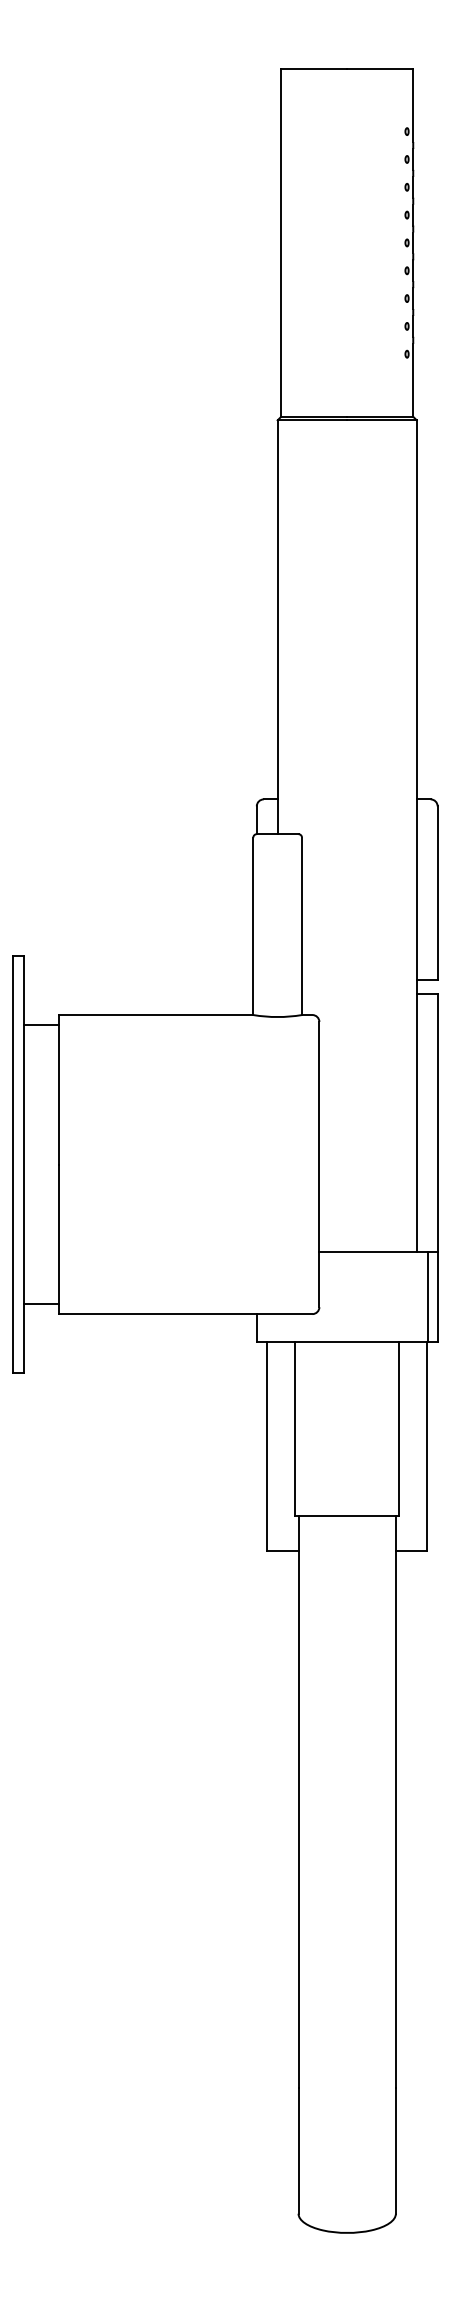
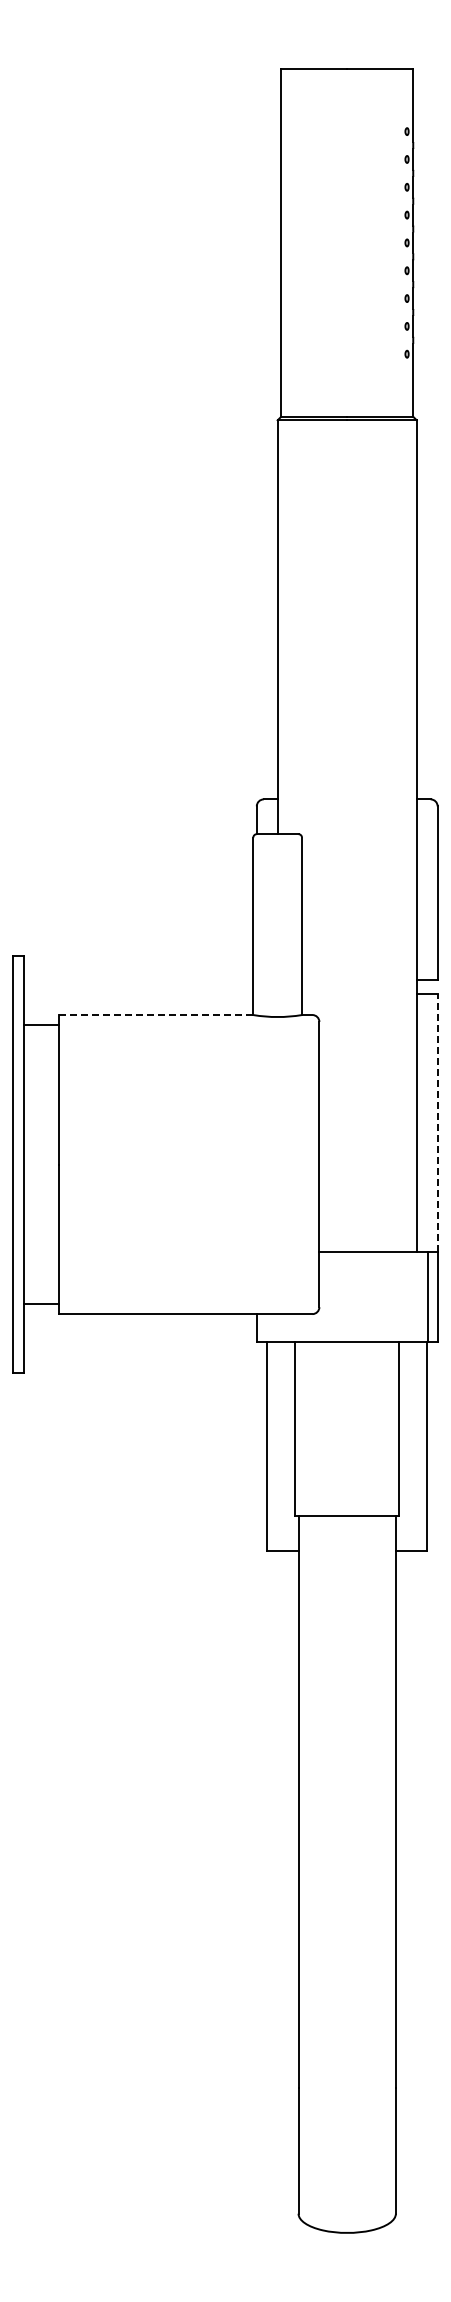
line: solid -> dashed (155, 1015)
line: solid -> dashed (437, 1122)
